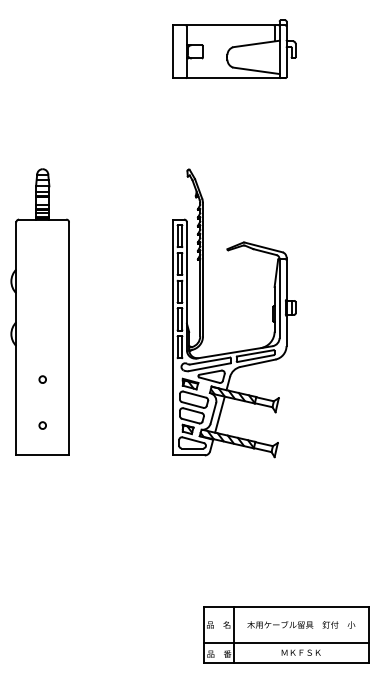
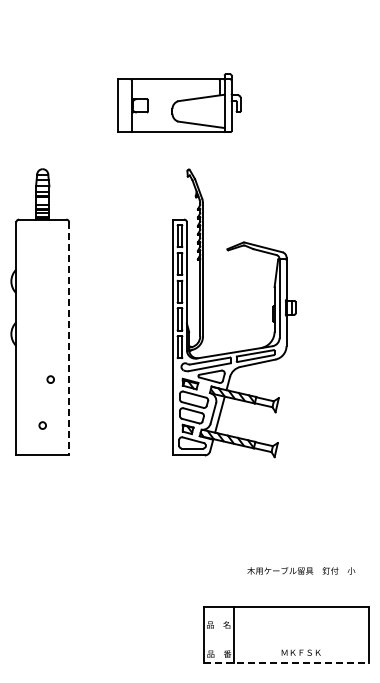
part position: (234, 48) -> (179, 102) (179, 102)
line: solid -> dashed (69, 338)
part position: (42, 379) -> (50, 379) (50, 379)
text position: (301, 624) -> (301, 570) (301, 570)
line: present -> none (285, 643)
line: solid -> dashed (286, 662)
